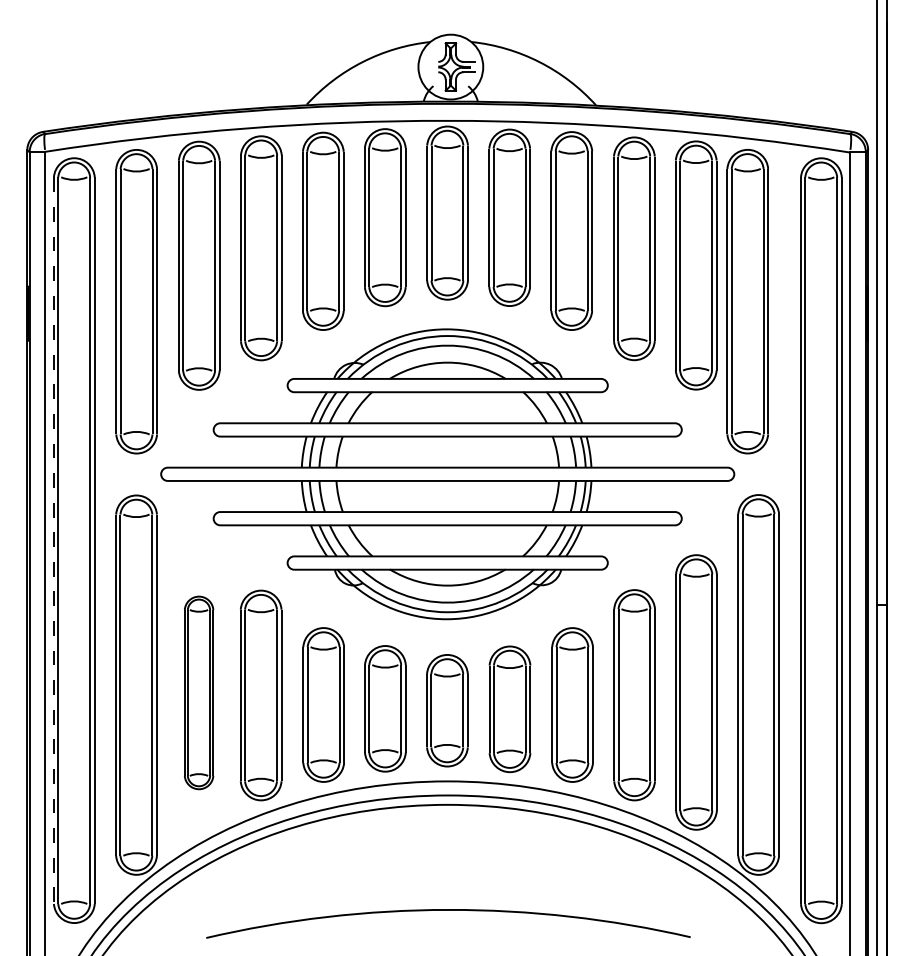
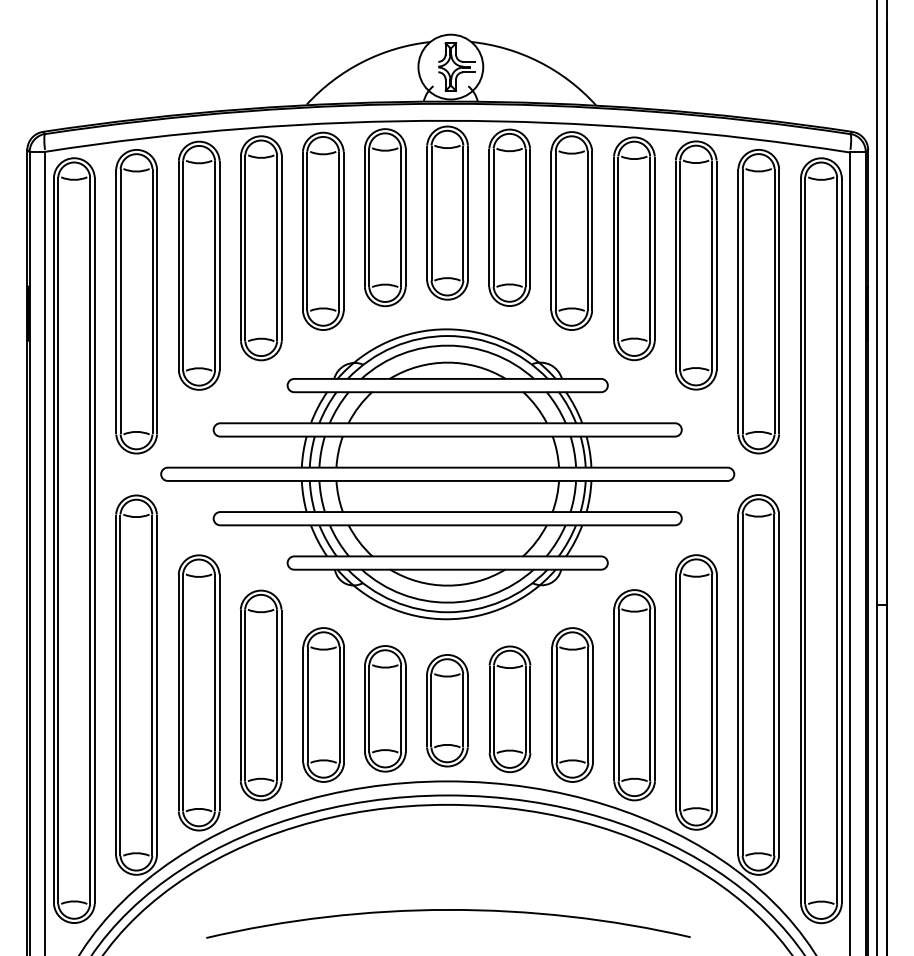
part position: (747, 301) -> (758, 301) (758, 301)
line: dashed -> solid (53, 541)
part size: 31x196 px -> 44x278 px (198, 692)
